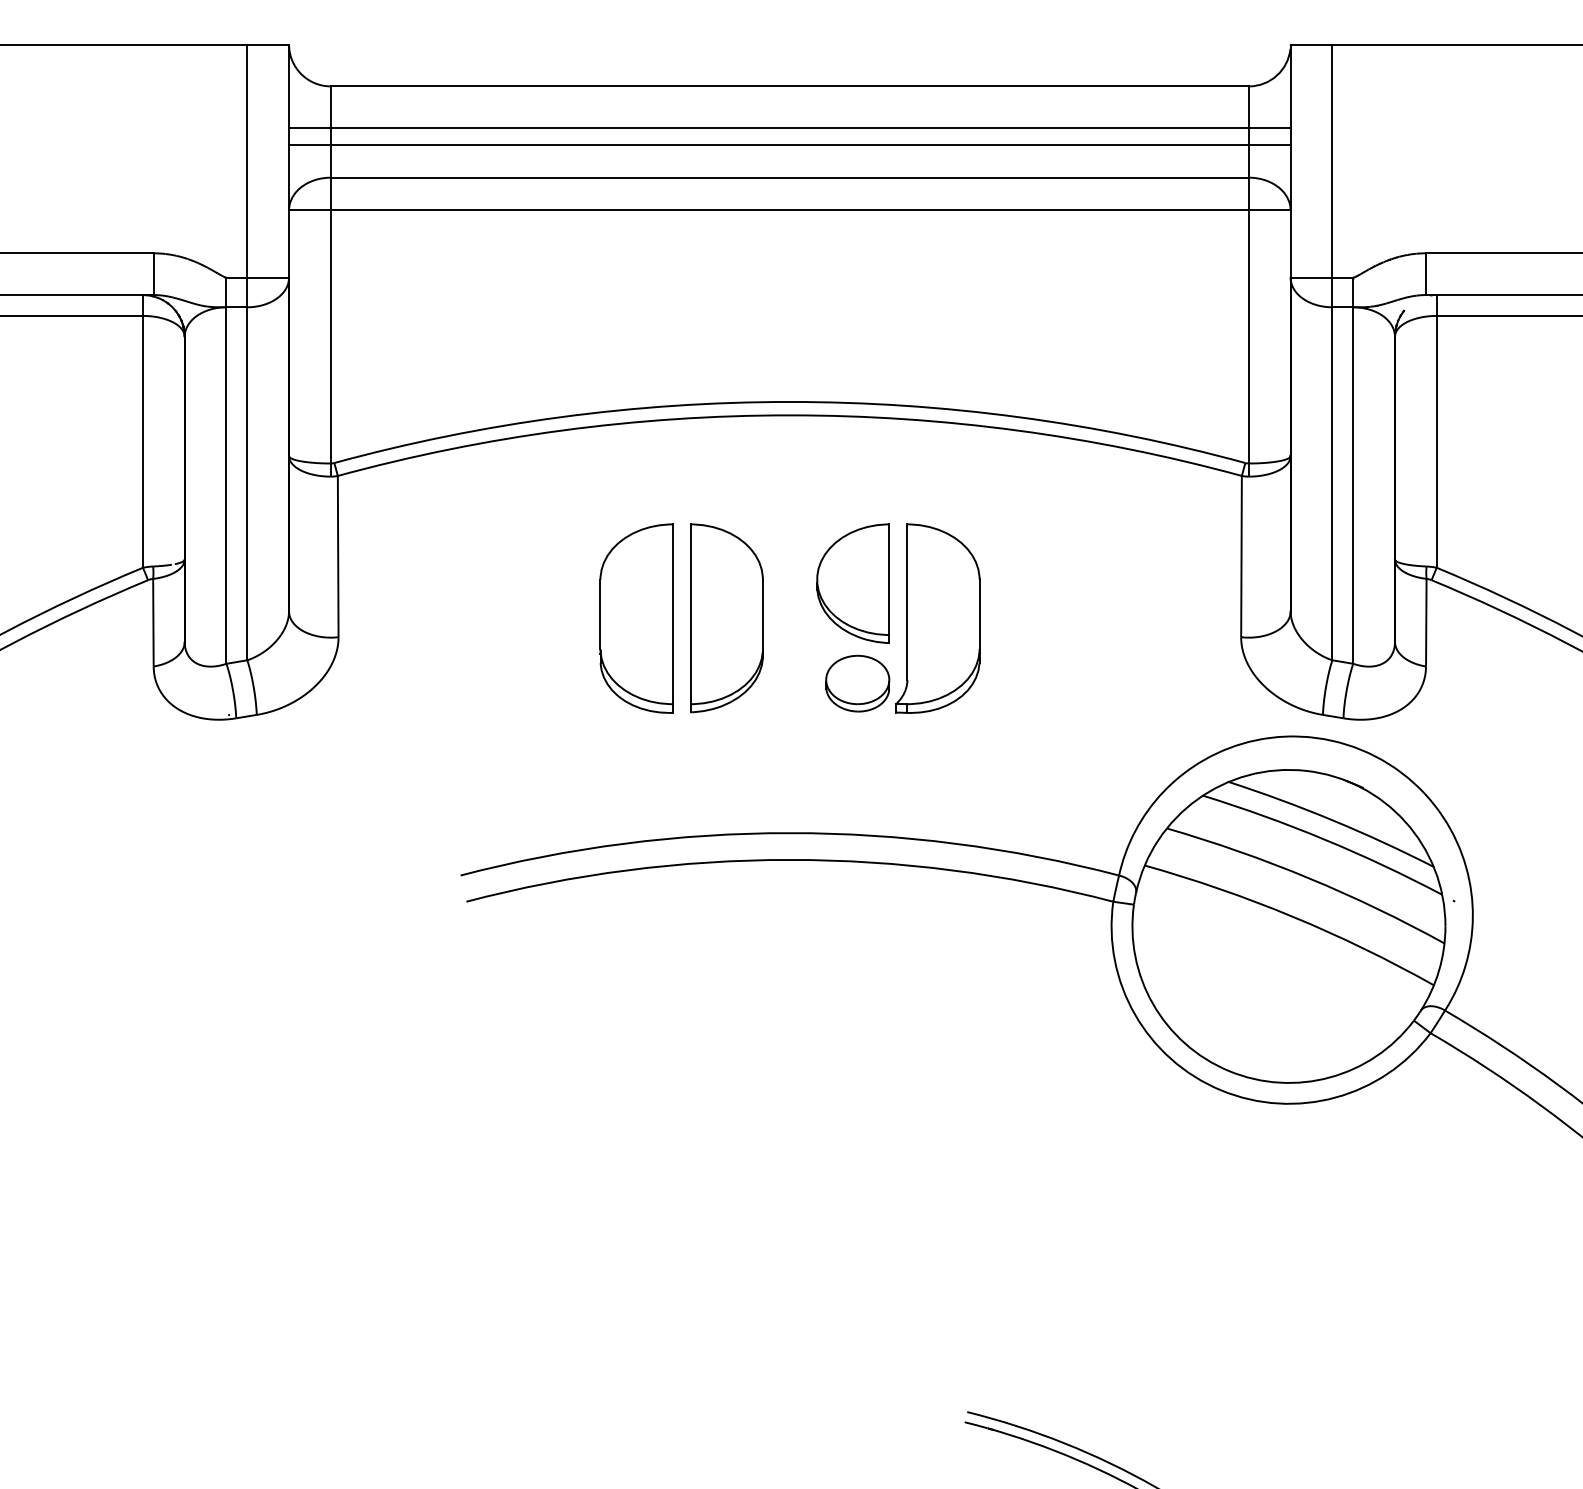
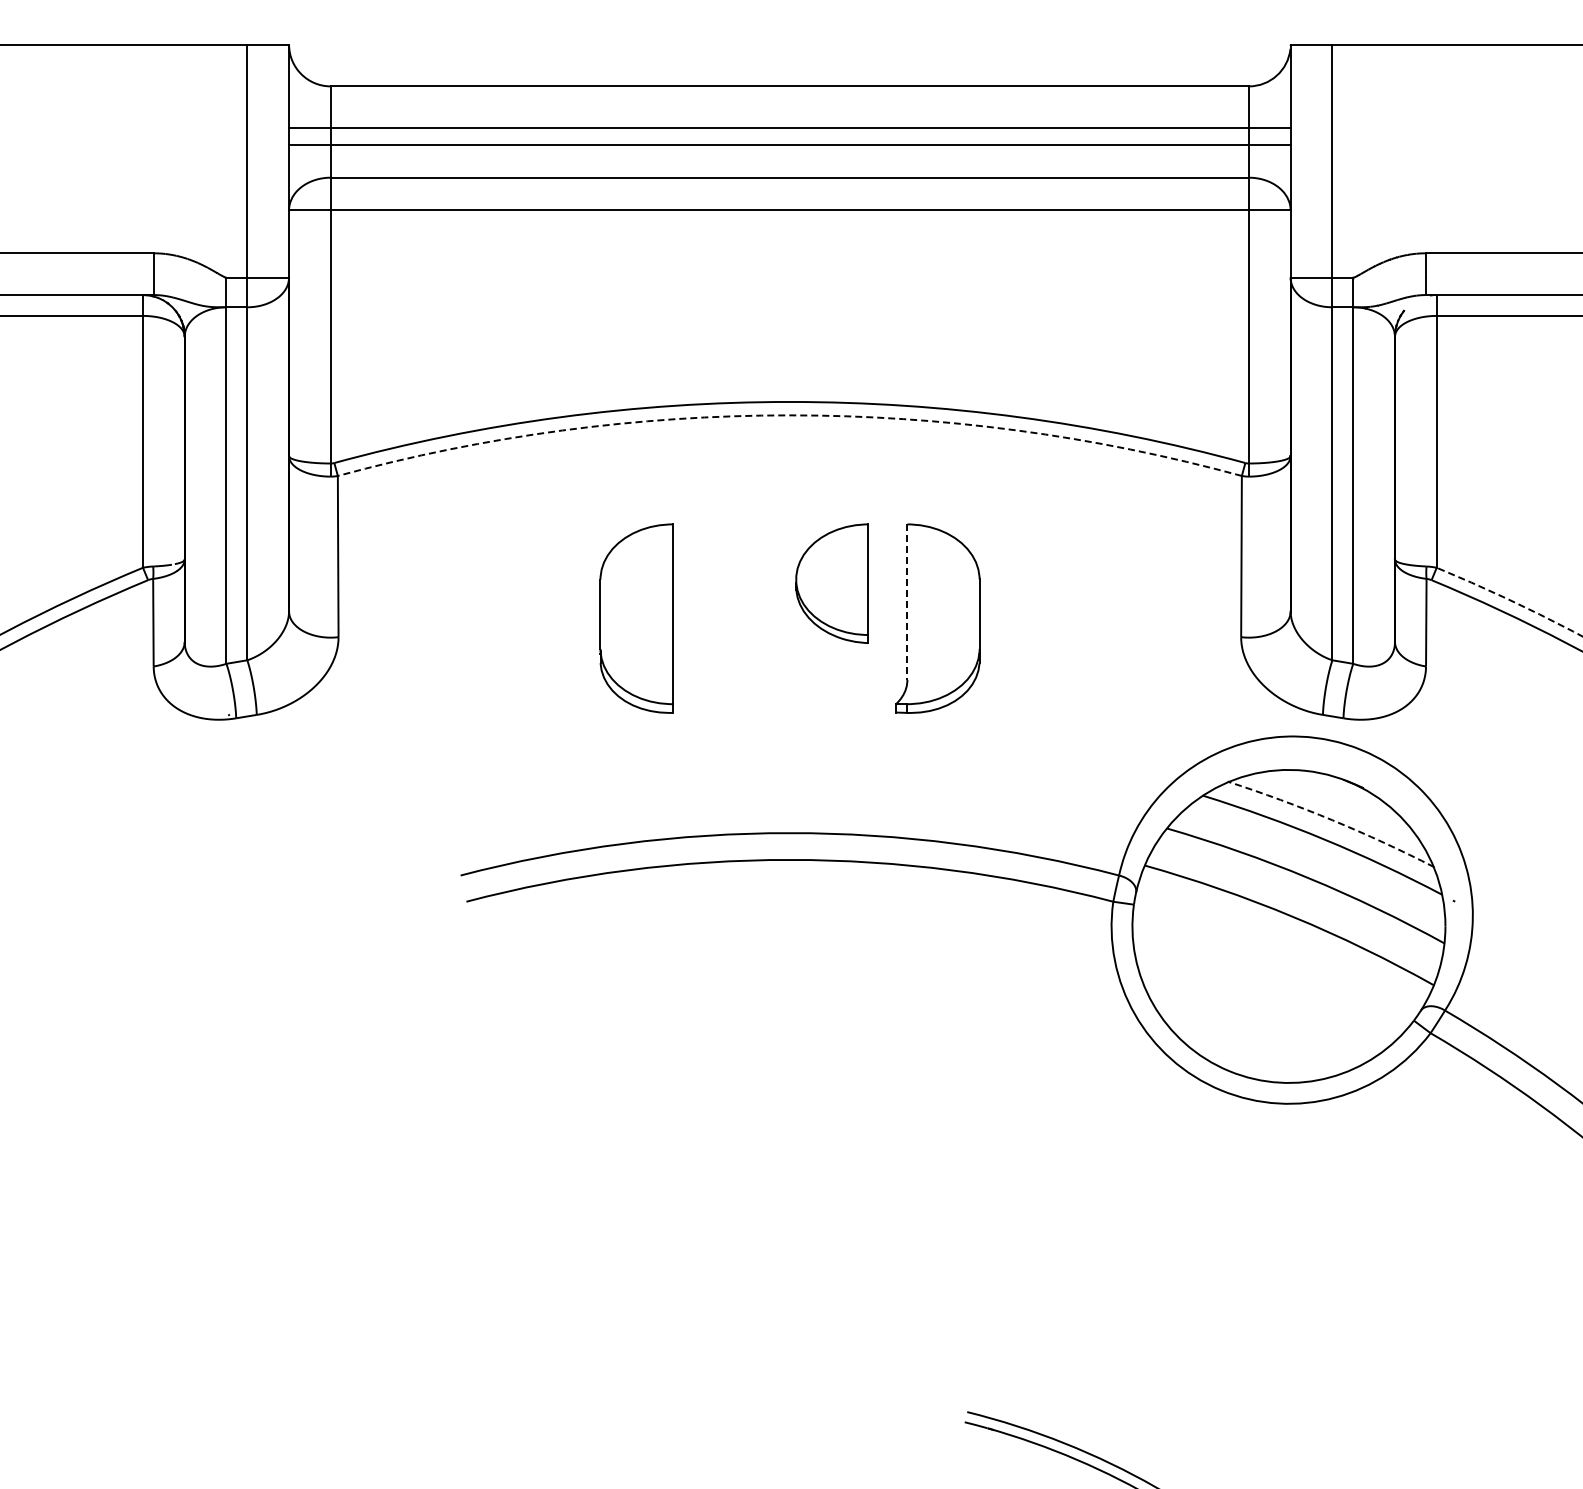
arc: solid -> dashed (789, 415)
part position: (852, 583) -> (831, 583) (831, 583)
arc: solid -> dashed (1510, 600)
line: solid -> dashed (907, 602)
part: present -> none (726, 618)
part: present -> none (857, 683)
arc: solid -> dashed (1332, 820)
